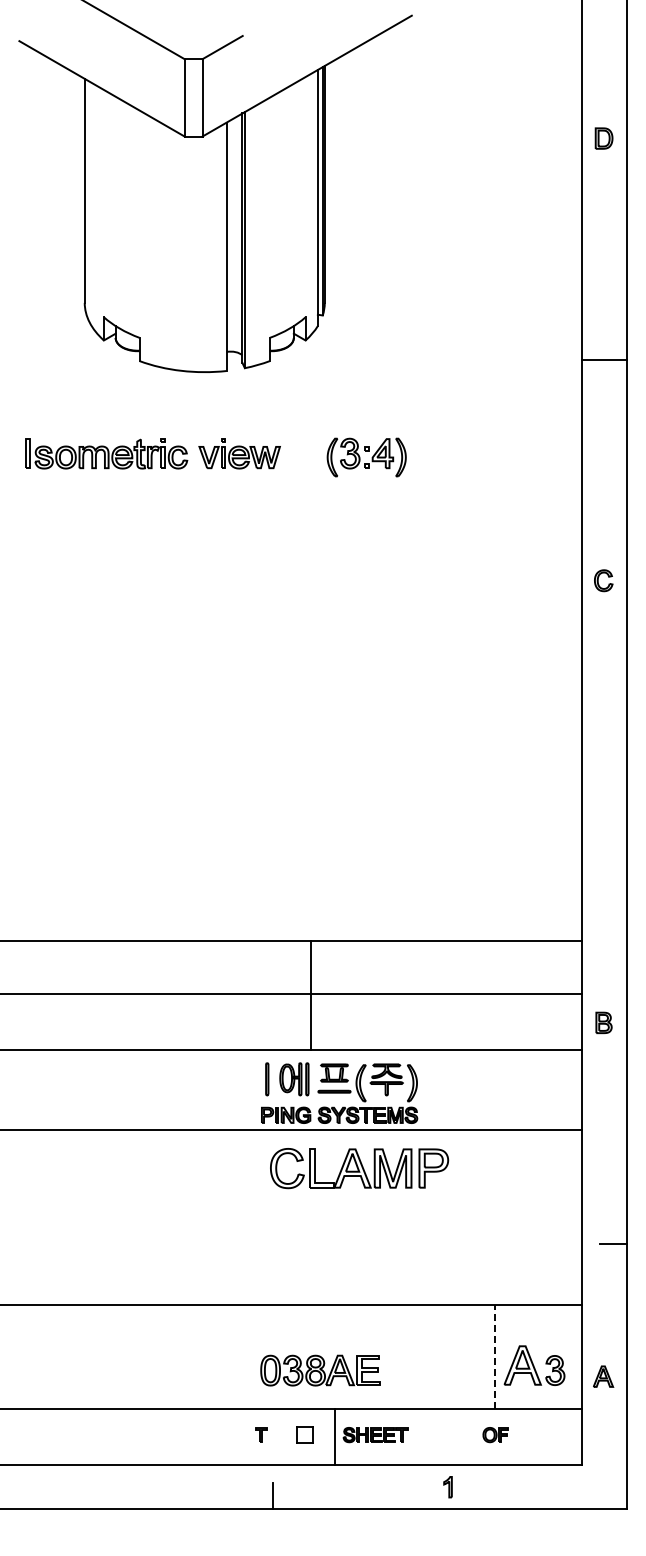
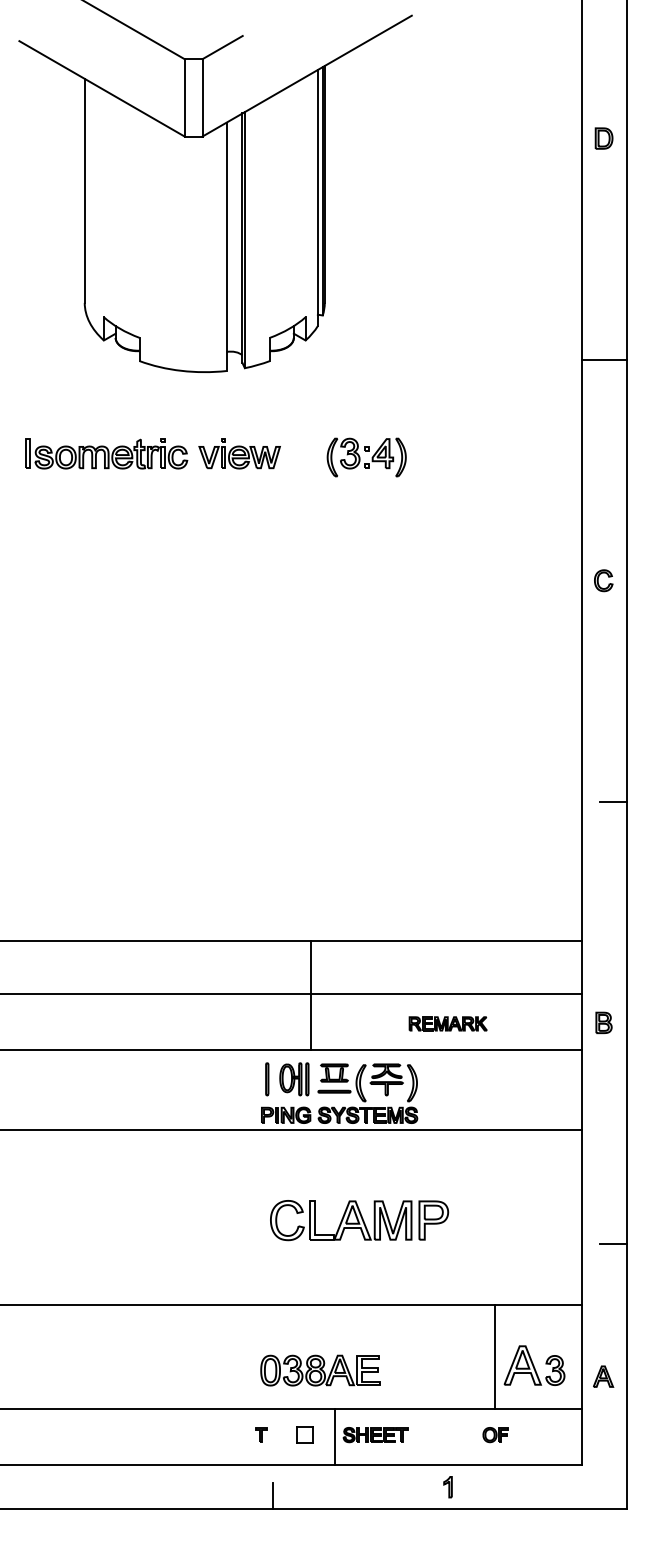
line: none -> present (613, 801)
part: none -> present (447, 1023)
part position: (359, 1168) -> (359, 1220) (359, 1220)
line: dashed -> solid (494, 1357)
